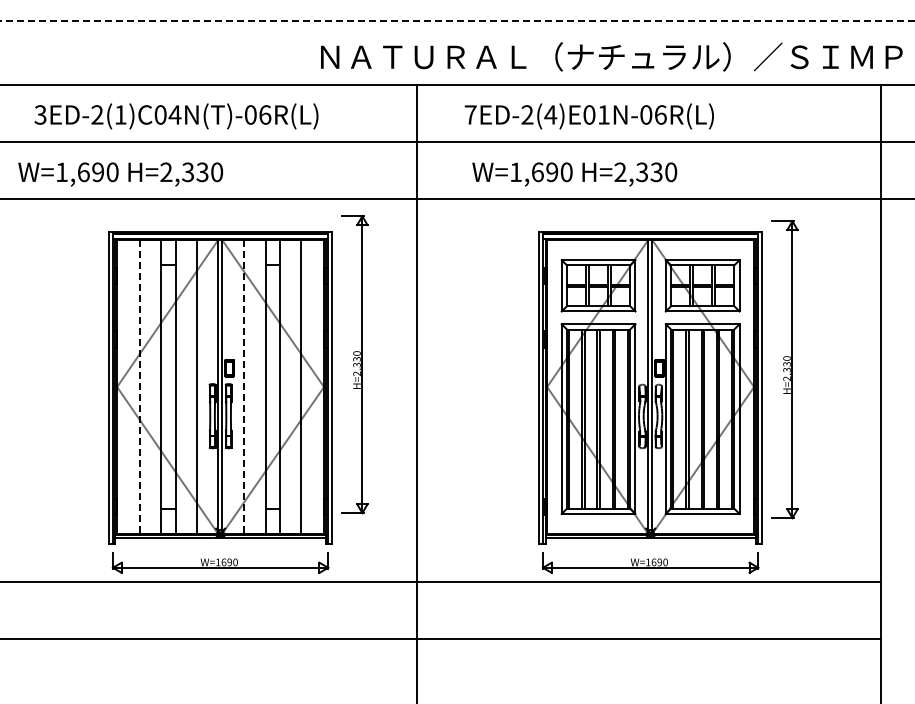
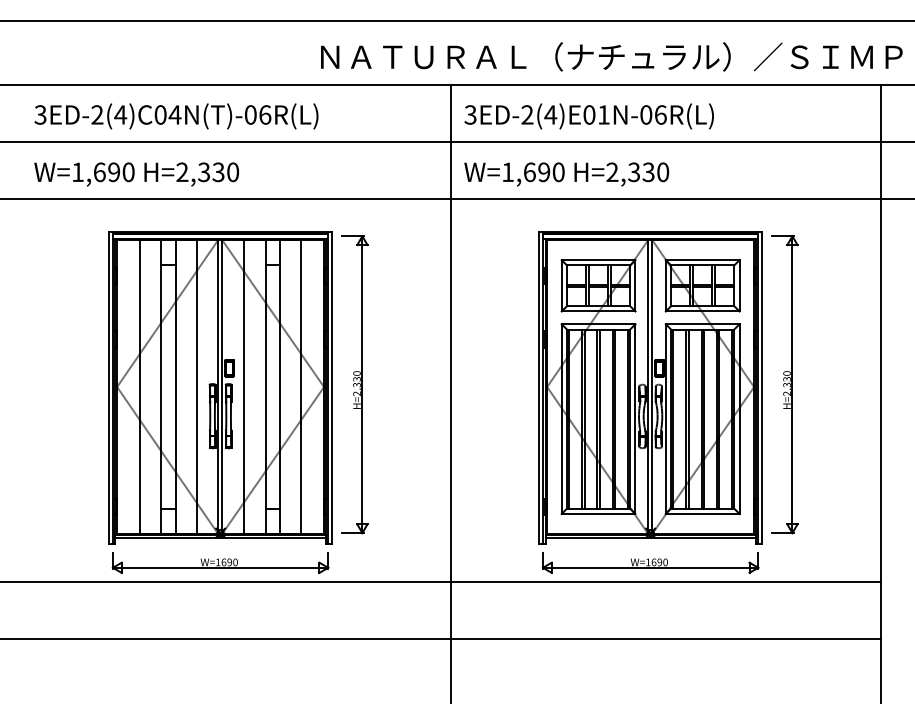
line: dashed -> solid (457, 21)
text: 3ED-2(1)C04N(T)-06R(L) -> 3ED-2(4)C04N(T)-06R(L) (120, 114)
text: 7ED-2(4)E01N-06R(L) -> 3ED-2(4)E01N-06R(L) (470, 114)
text position: (120, 174) -> (136, 174) (136, 174)
text position: (574, 174) -> (566, 174) (566, 174)
part position: (354, 364) -> (354, 384) (354, 384)
part position: (784, 369) -> (784, 384) (784, 384)
line: dashed -> solid (139, 387)
line: dashed -> solid (243, 387)
line position: (416, 392) -> (450, 392) (450, 392)
